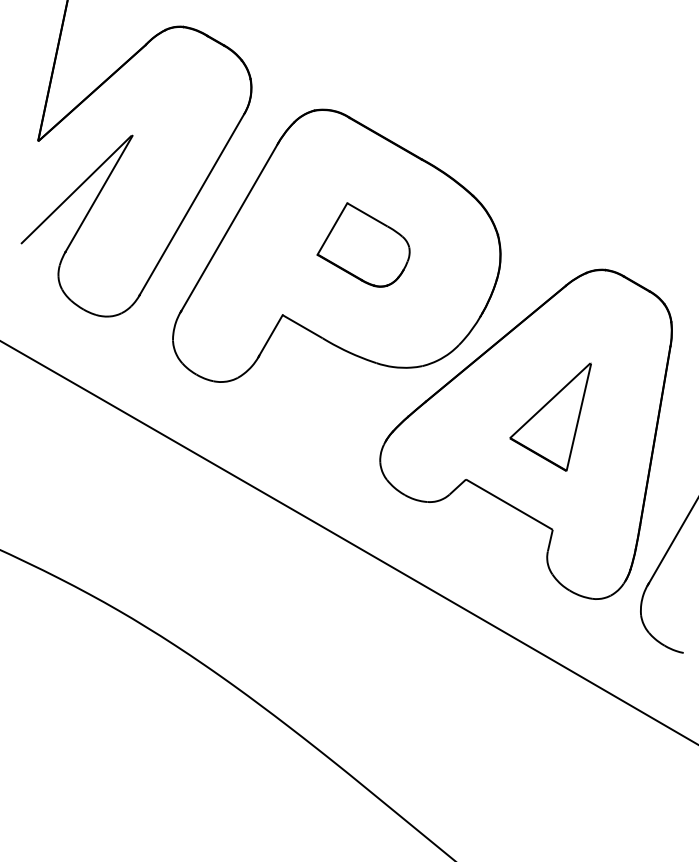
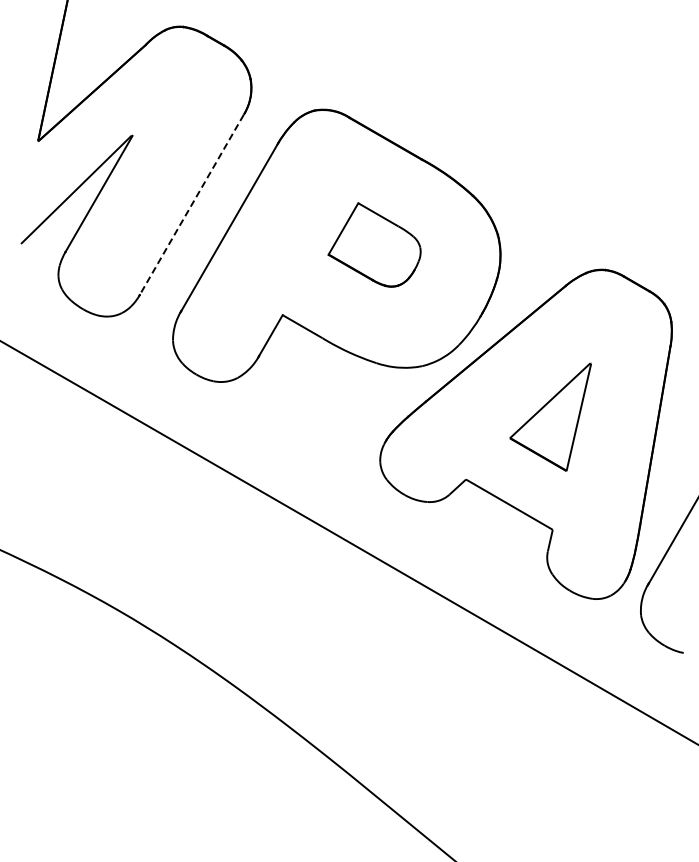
line: solid -> dashed (191, 204)
part position: (363, 244) -> (374, 244) (374, 244)
